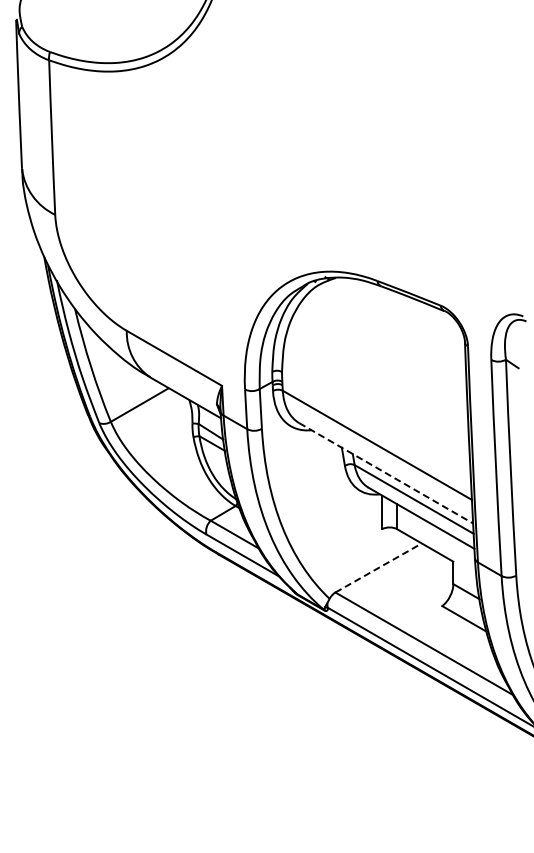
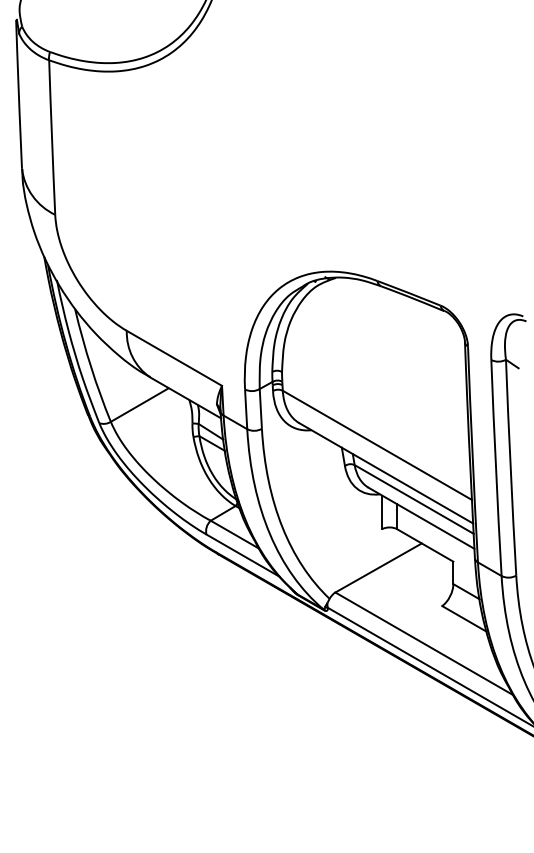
line: dashed -> solid (386, 473)
line: dashed -> solid (378, 567)
